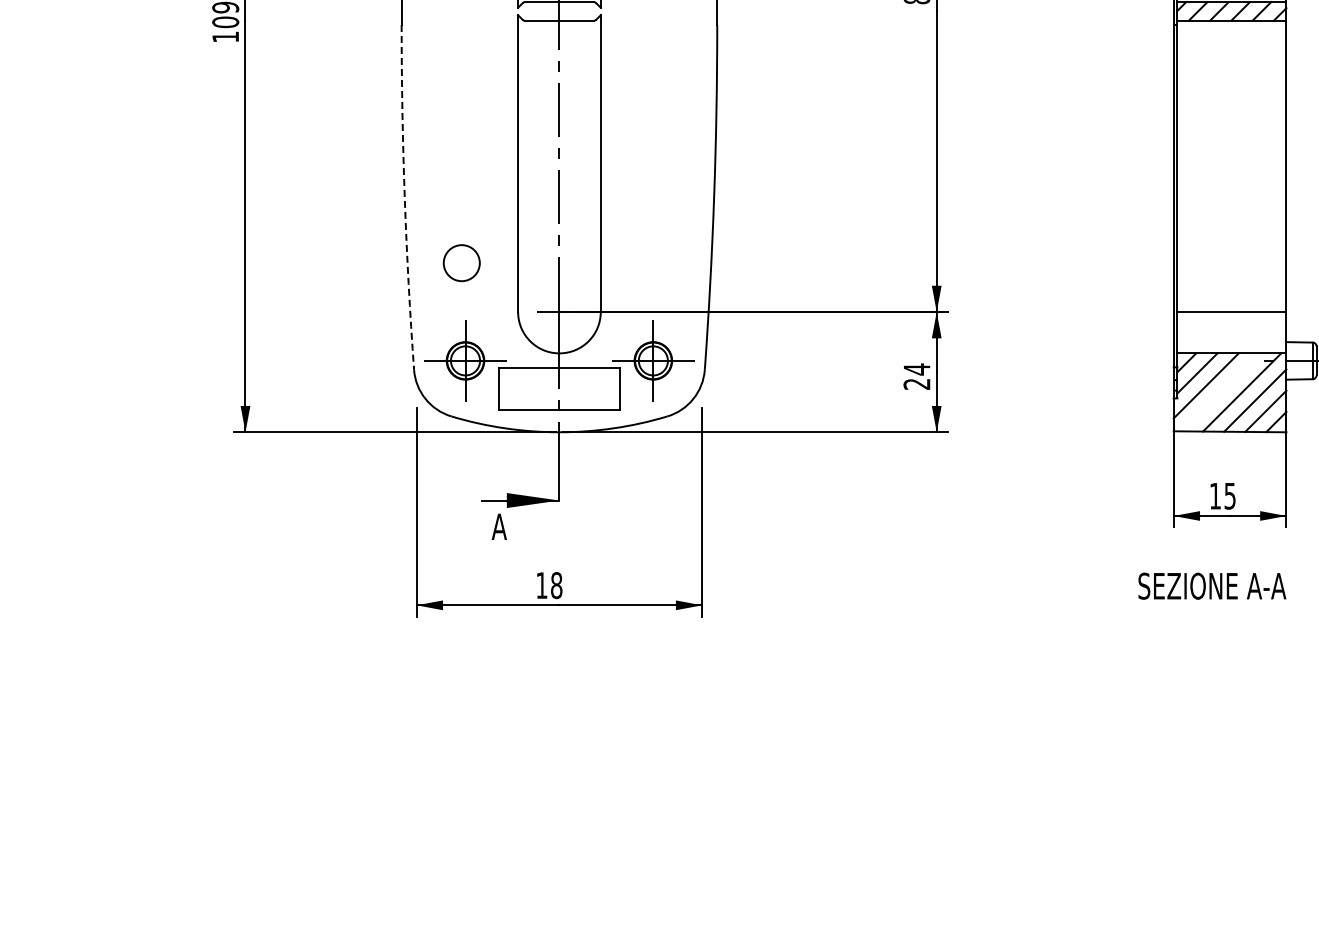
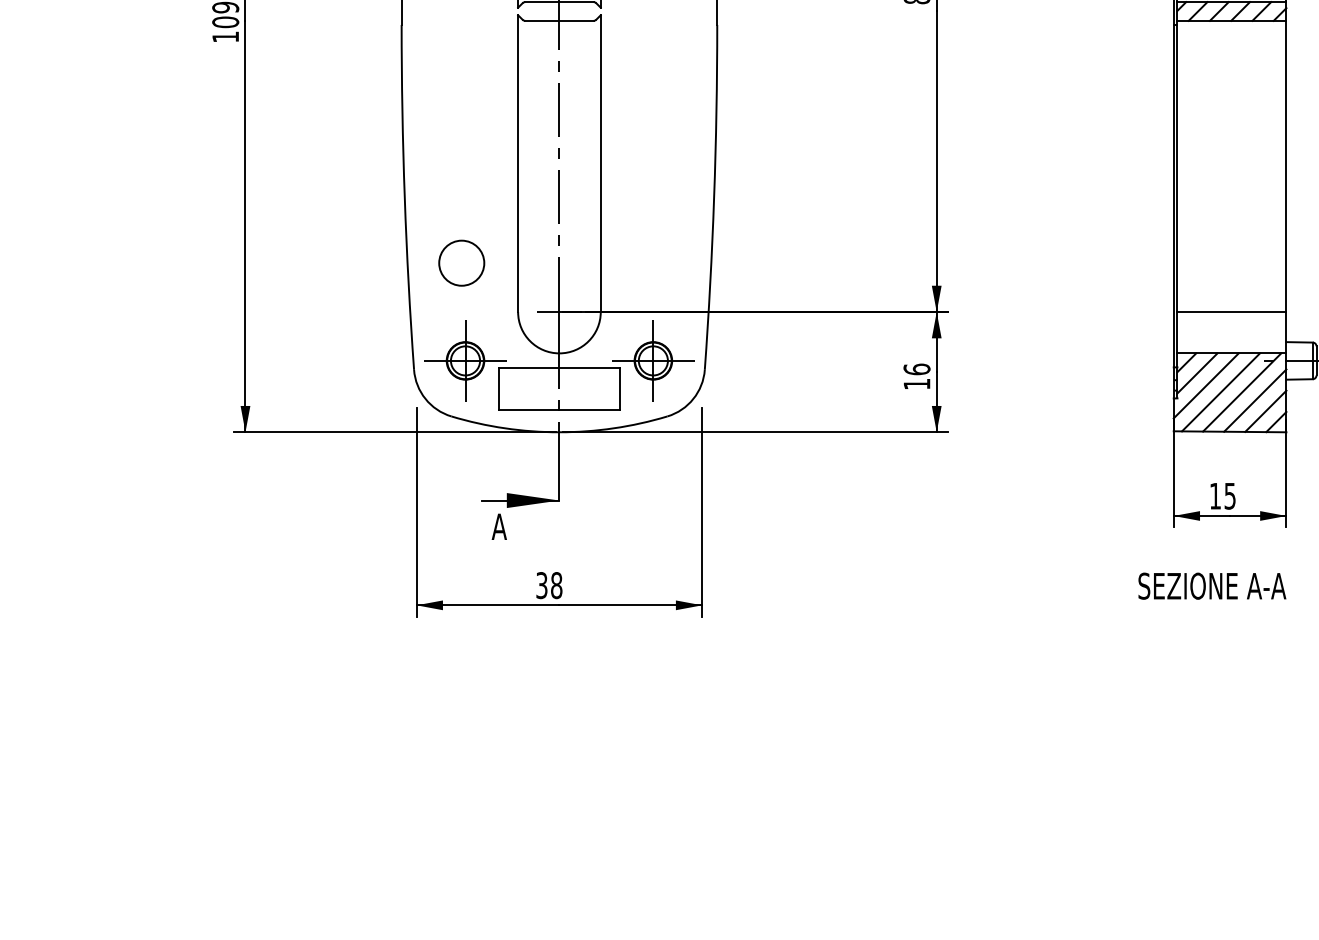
arc: dashed -> solid (404, 197)
circle size: 39x39 px -> 48x48 px (461, 262)
text: 24 -> 16 (916, 376)
line: none -> present (1221, 392)
text: 18 -> 38 (541, 585)
